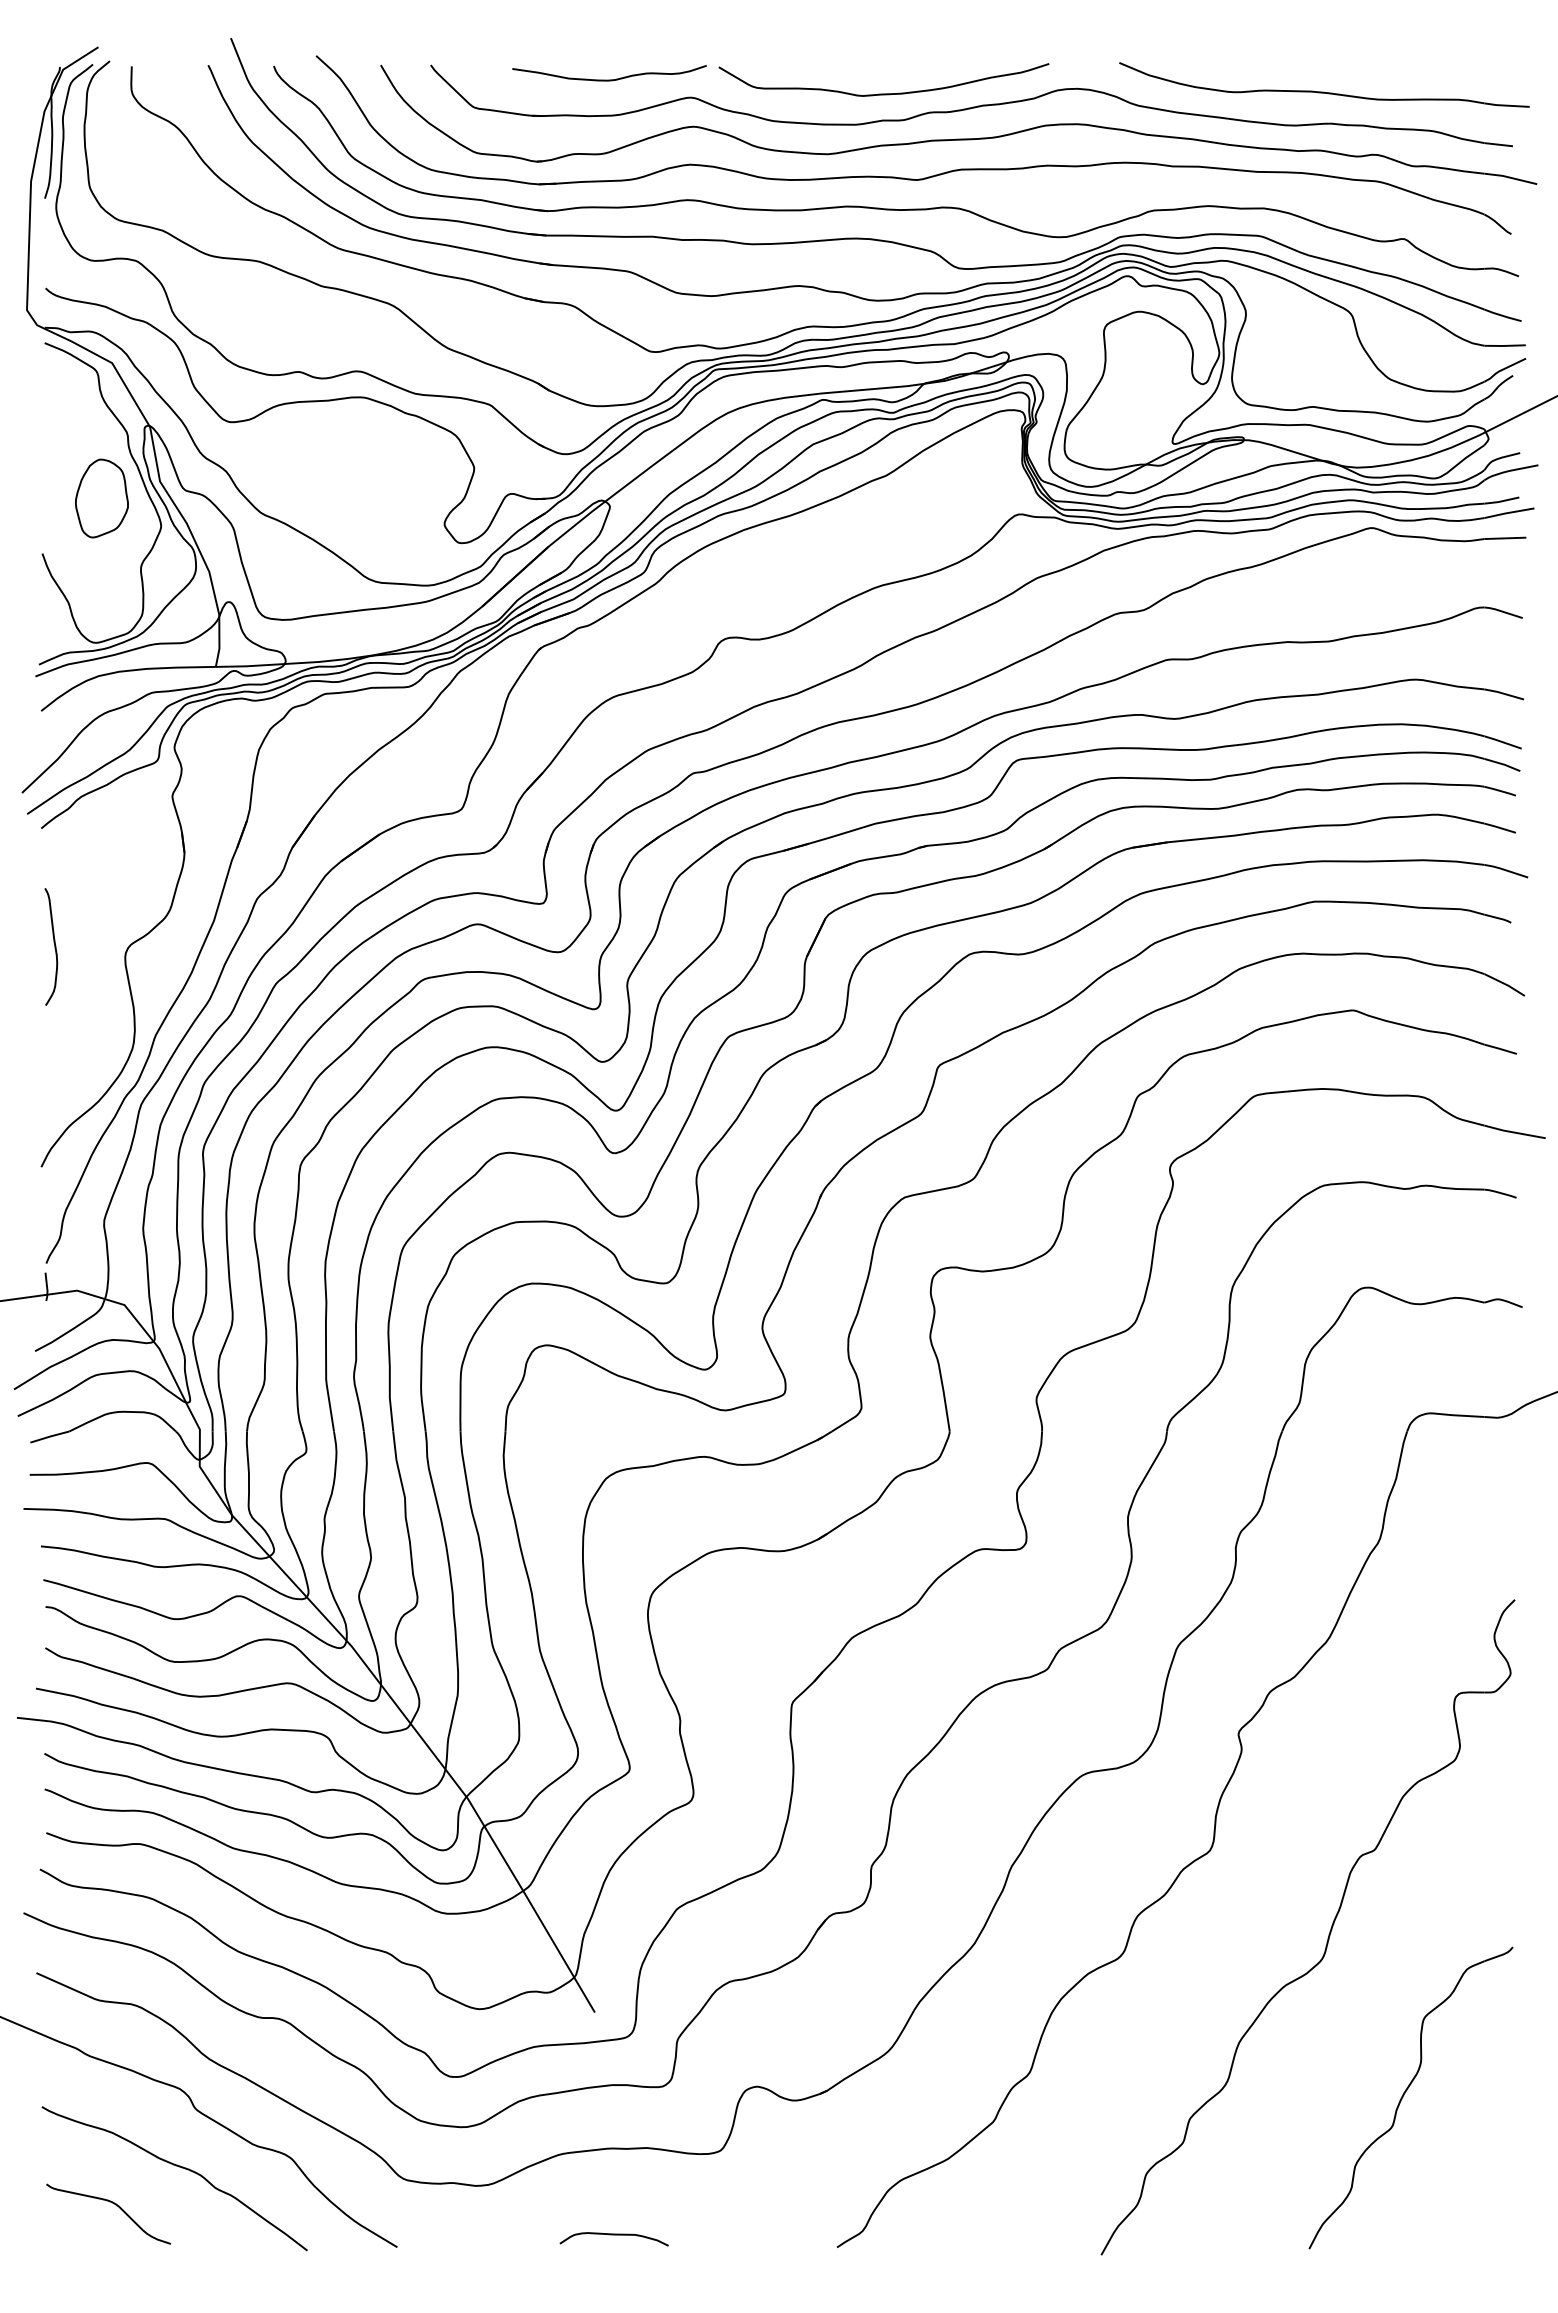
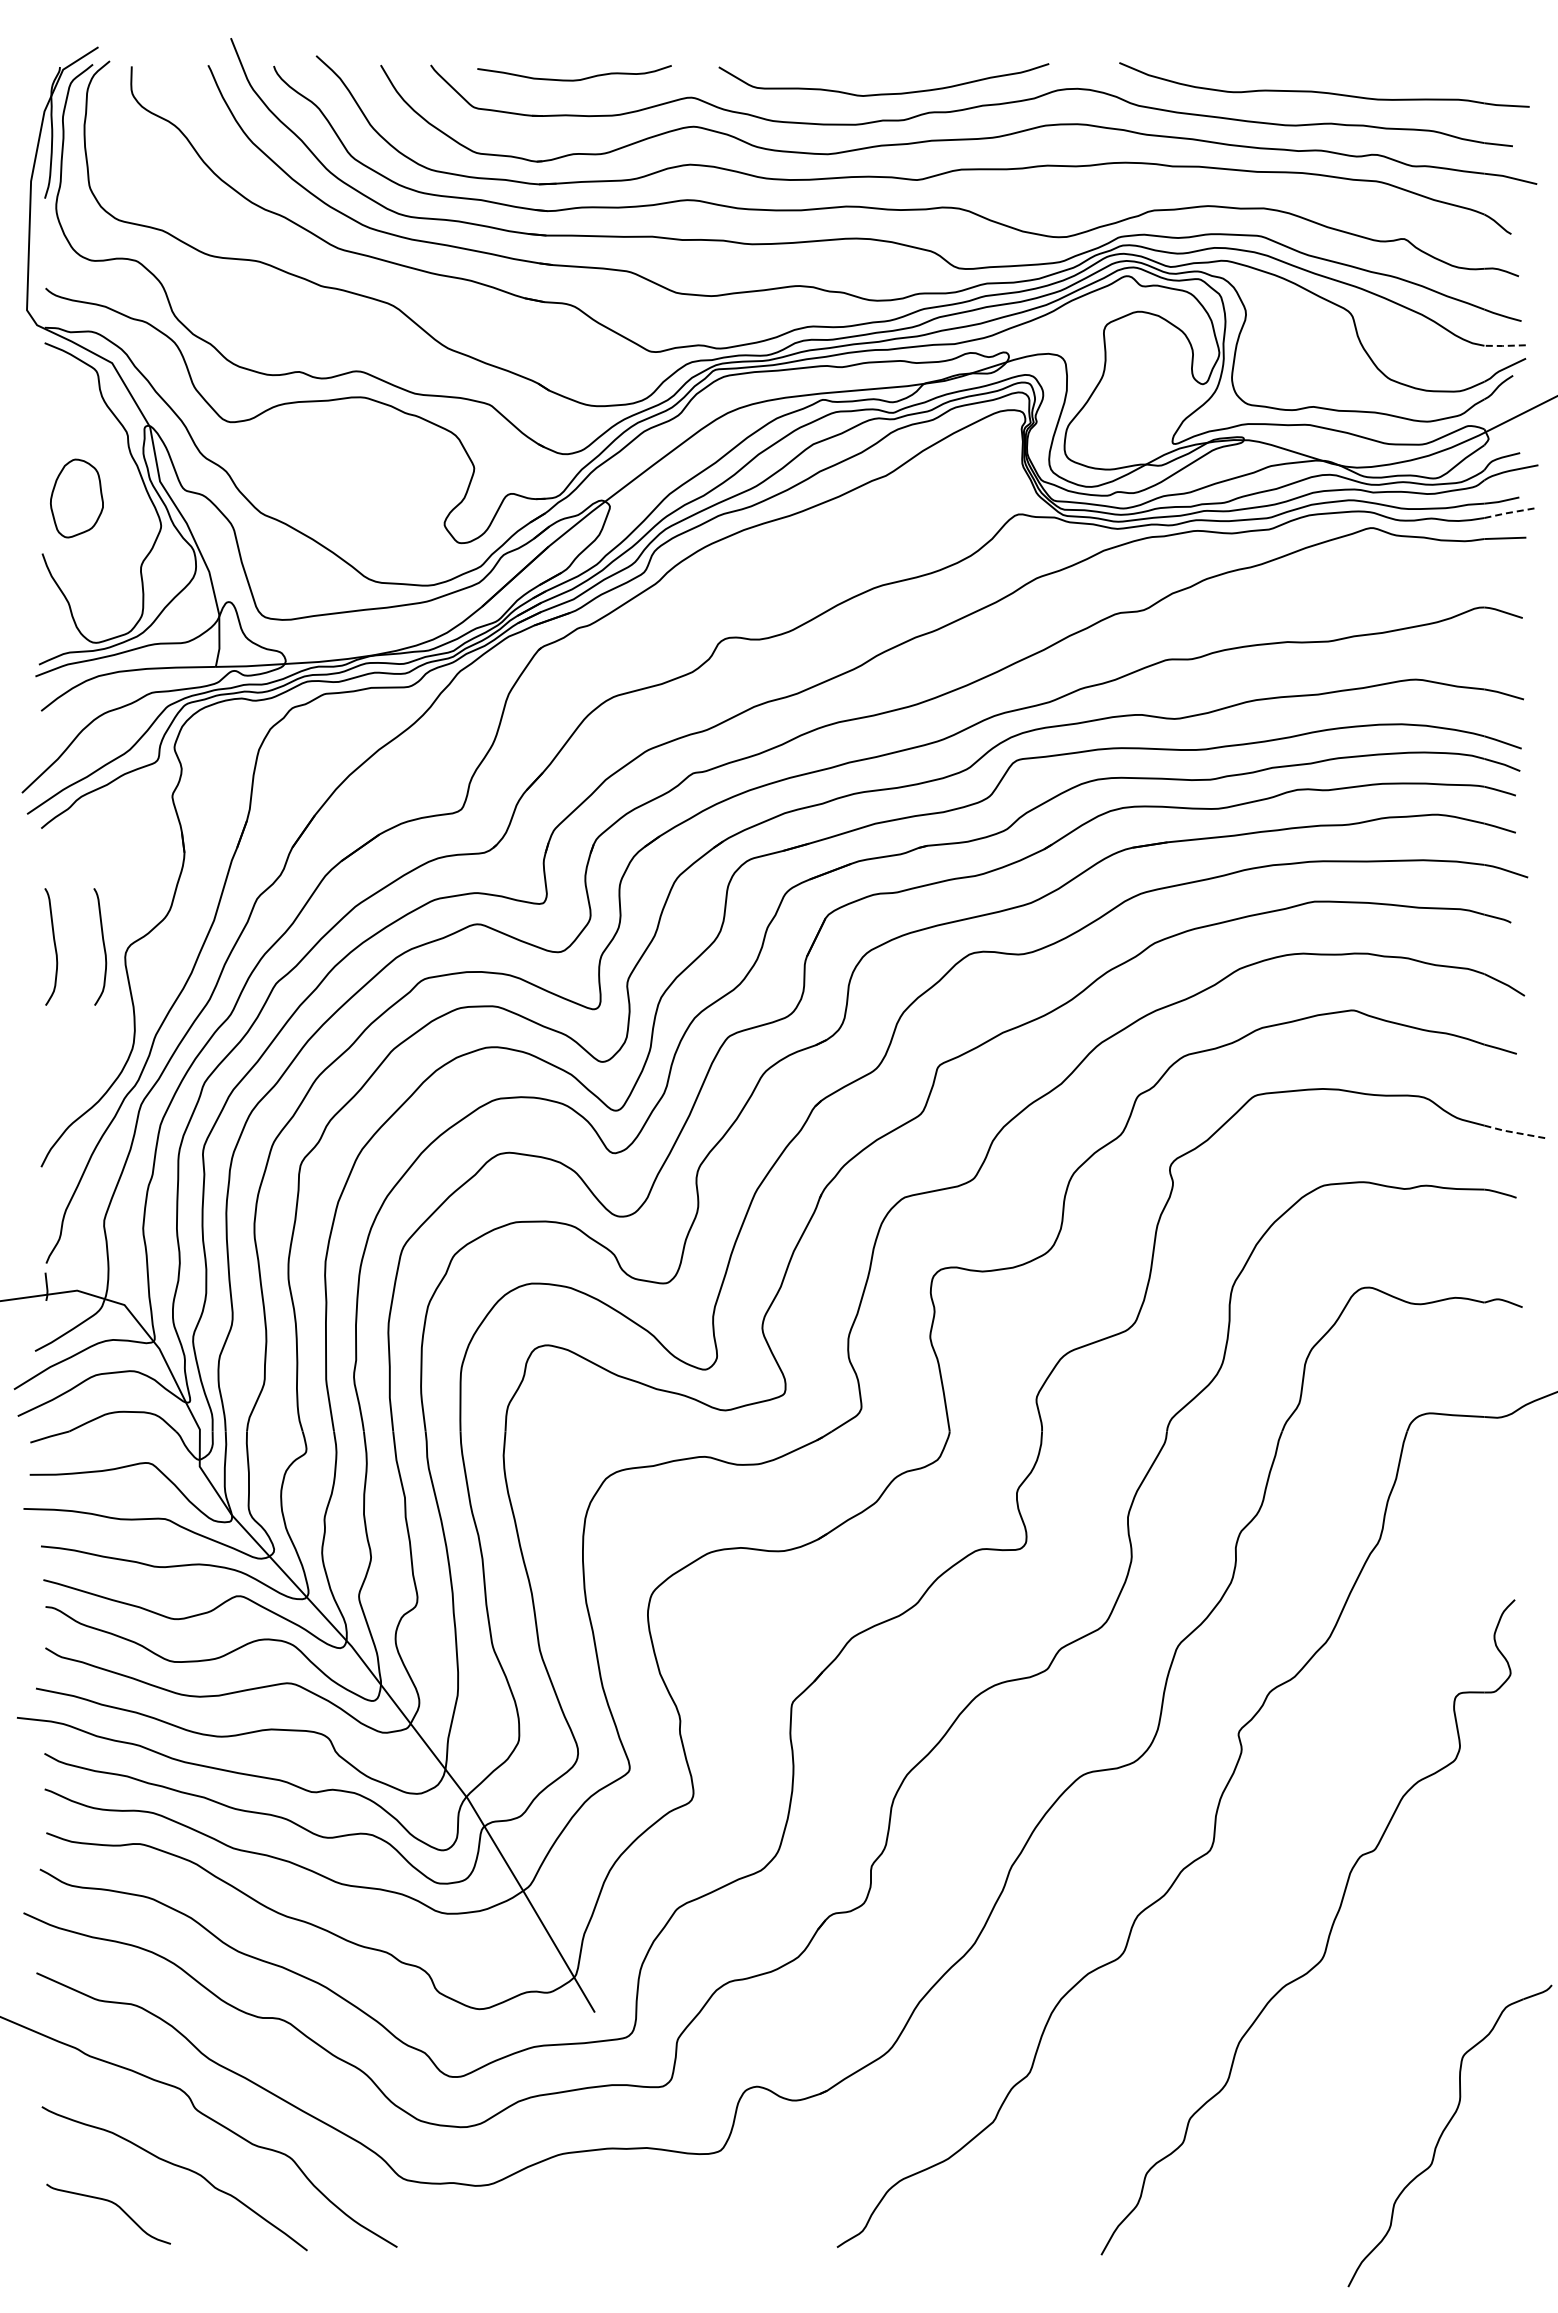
curve position: (609, 79) -> (574, 79) (574, 79)
line: solid -> dashed (1504, 345)
part position: (101, 498) -> (76, 498) (76, 498)
line: solid -> dashed (1509, 512)
curve: none -> present (103, 946)
line: solid -> dashed (1514, 1132)
part position: (1404, 2095) -> (1443, 2133) (1443, 2133)
curve: present -> none (613, 2235)
